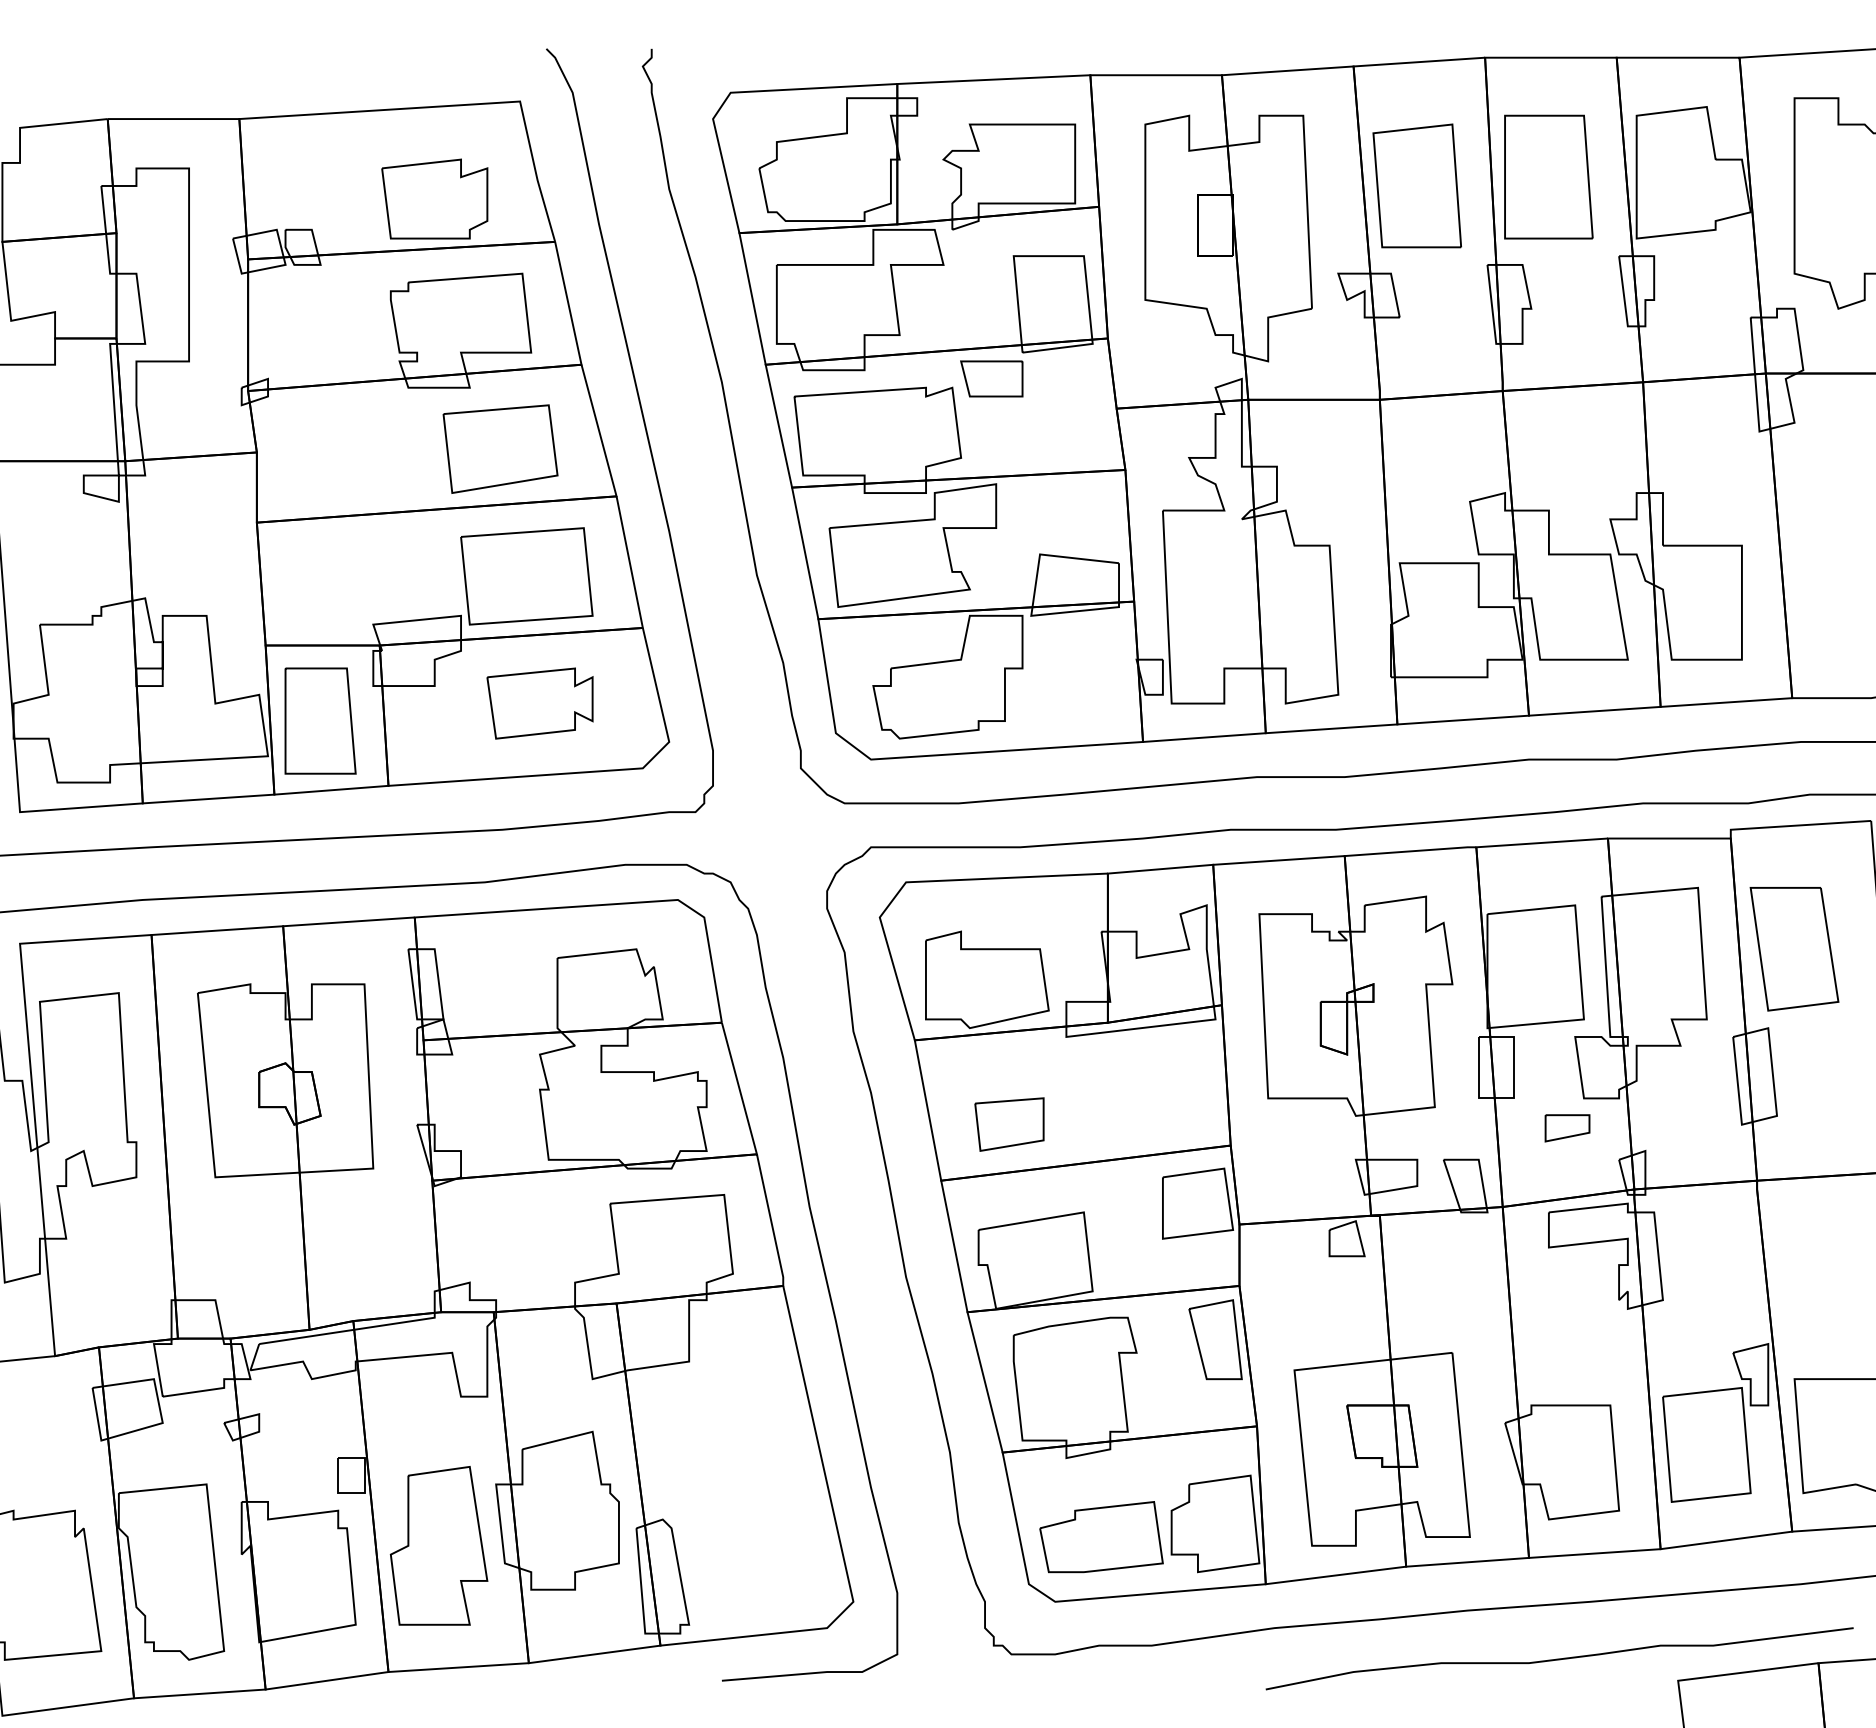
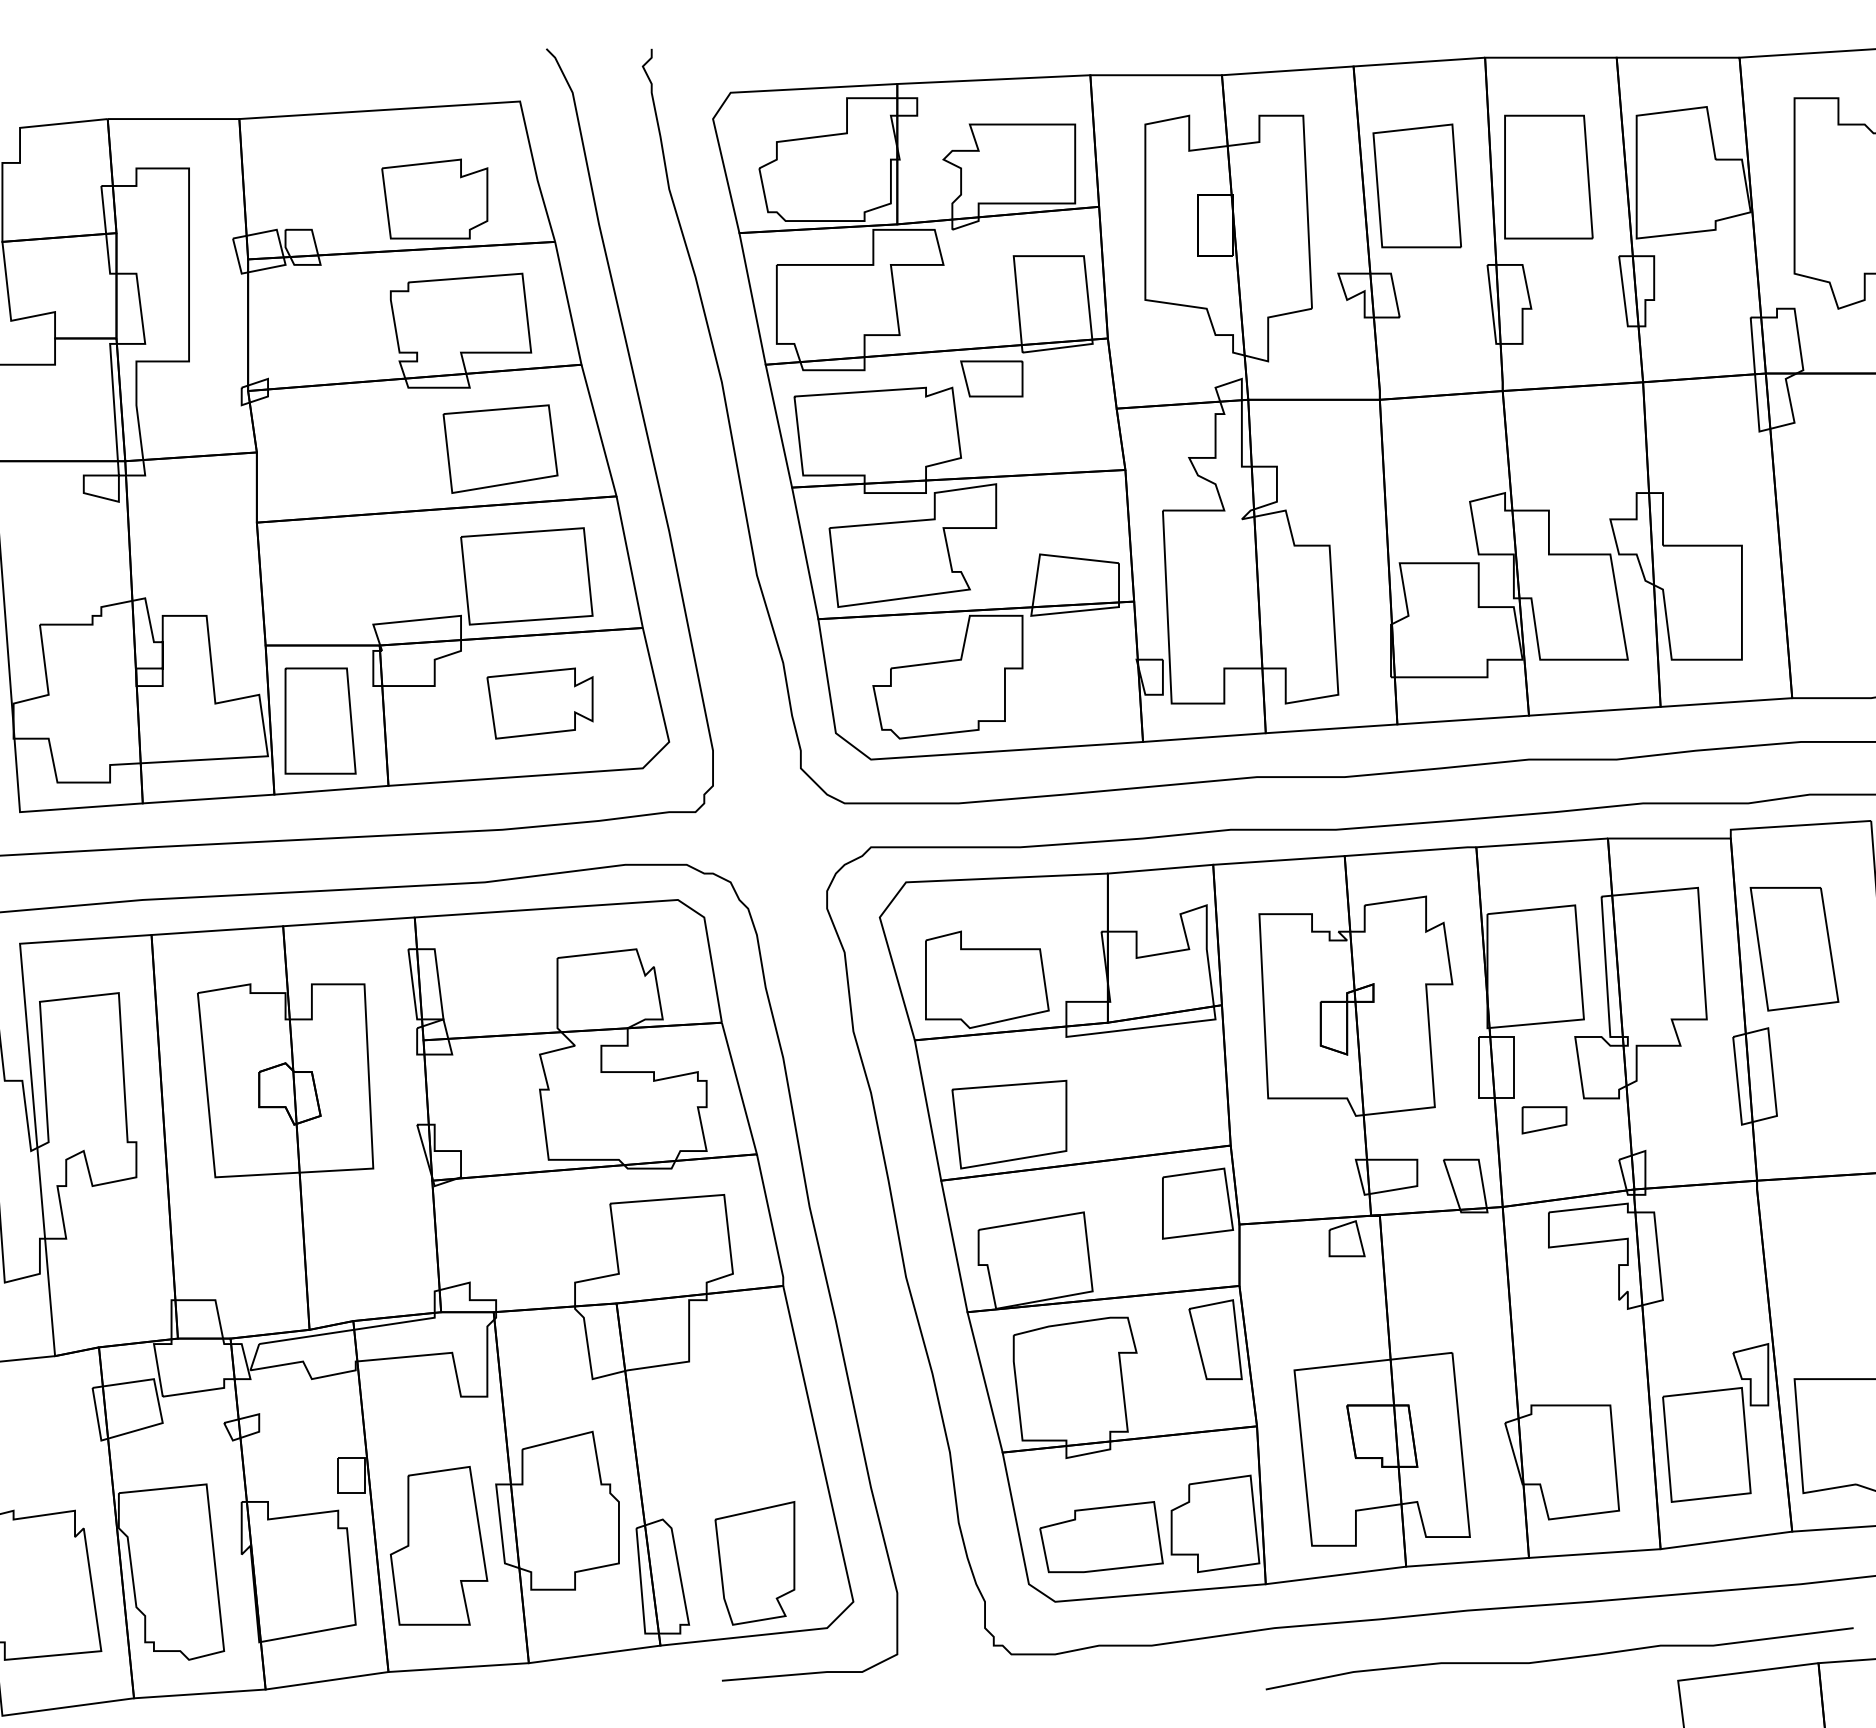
part size: 71x55 px -> 117x91 px (1009, 1124)
part position: (1567, 1128) -> (1544, 1120) (1544, 1120)
part: none -> present (754, 1563)
